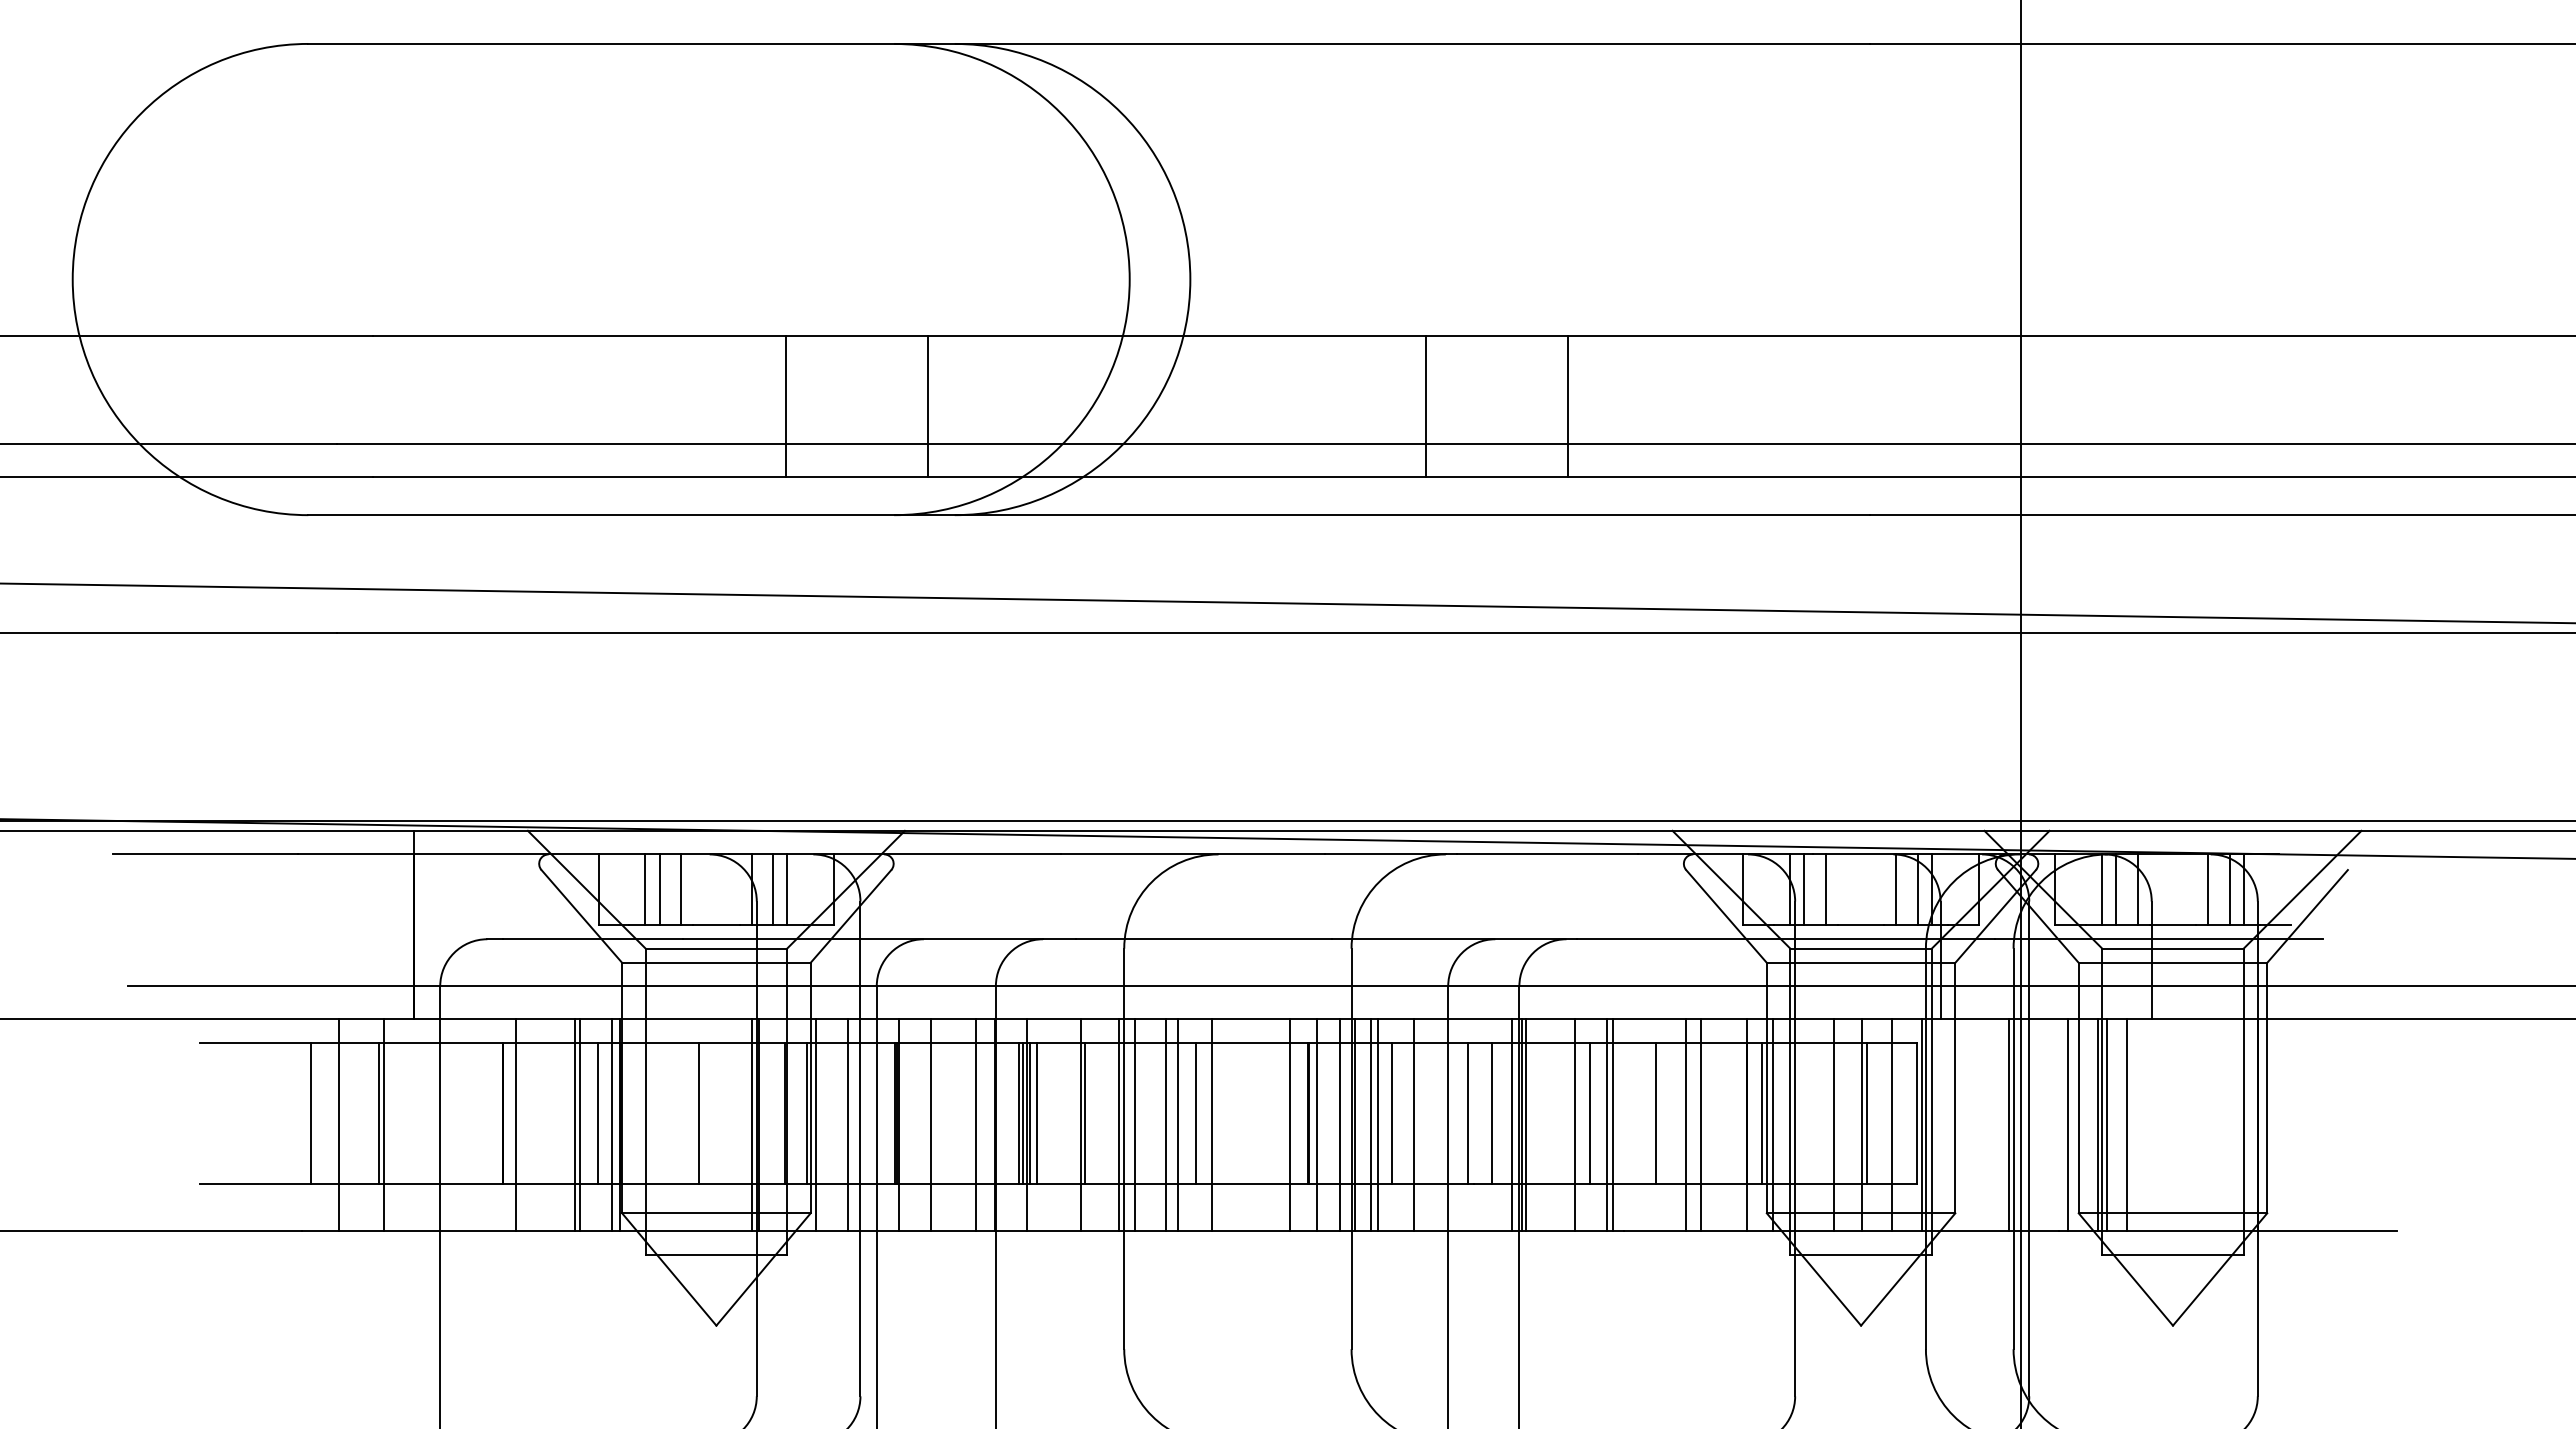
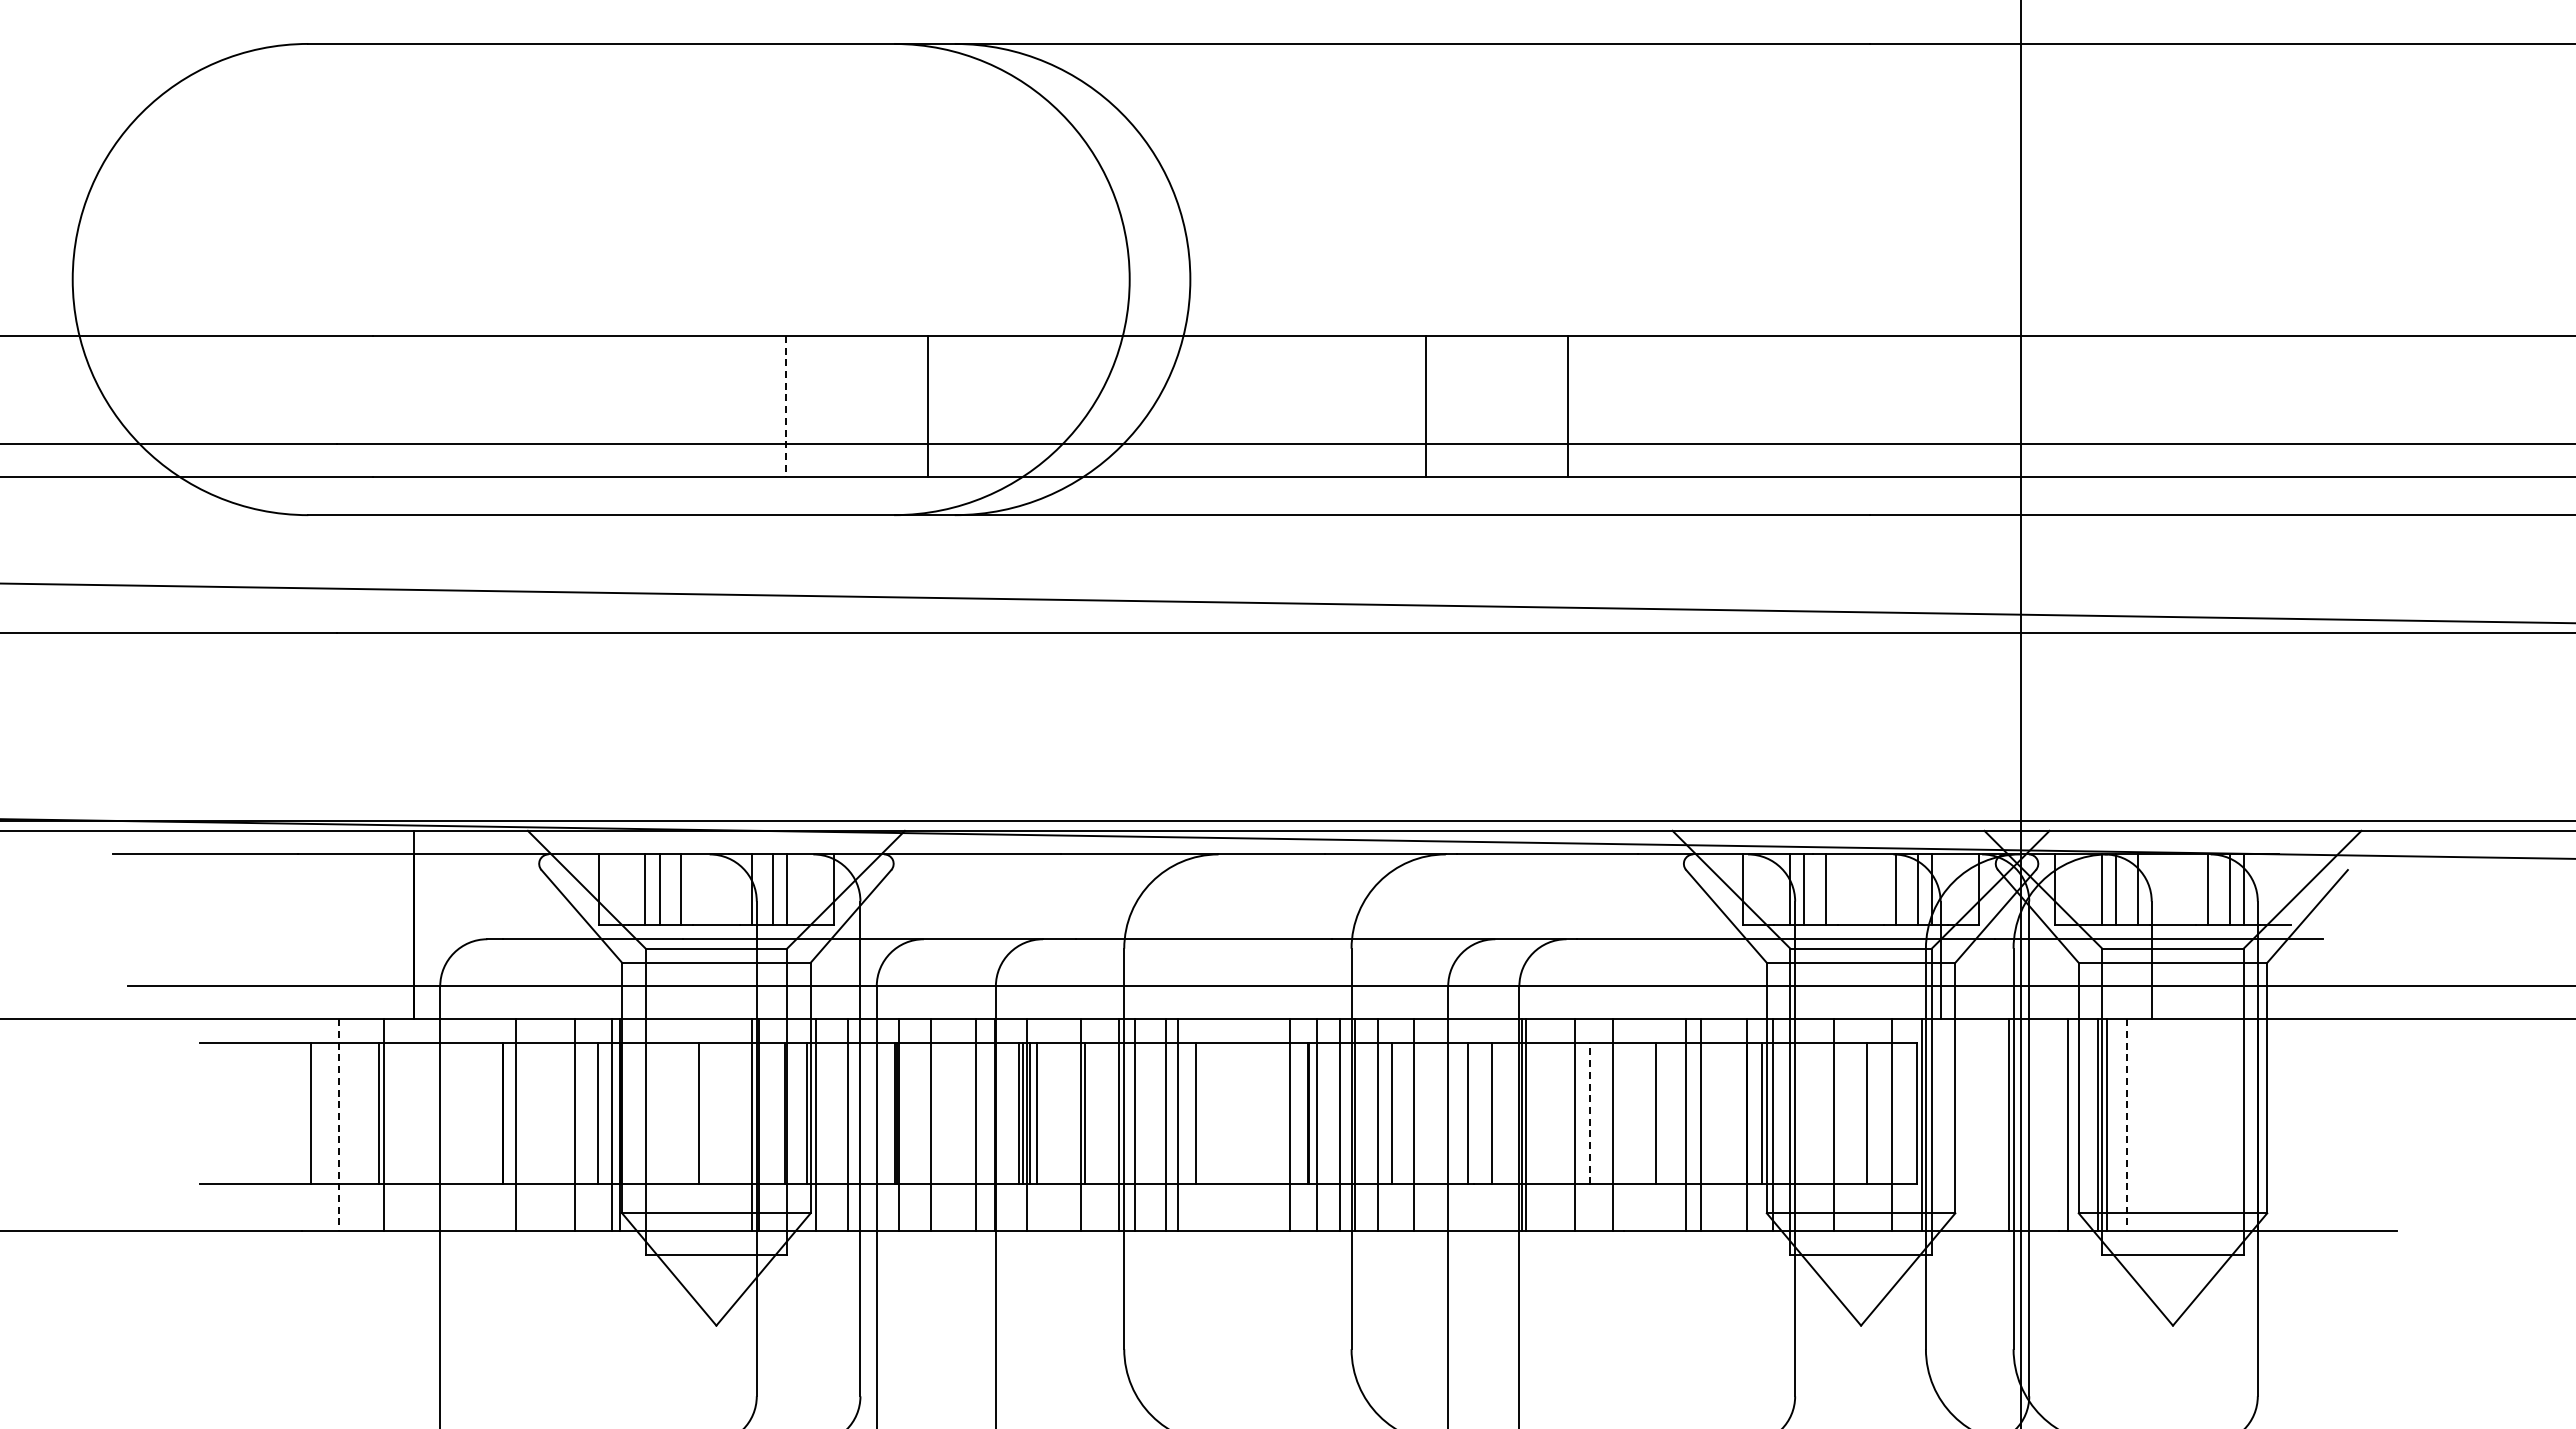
line: solid -> dashed (786, 406)
line: solid -> dashed (1590, 1113)
line: solid -> dashed (339, 1125)
line: present -> none (580, 1125)
line: present -> none (1211, 1125)
line: present -> none (1371, 1125)
line: present -> none (1511, 1125)
line: present -> none (1606, 1125)
line: present -> none (1862, 1125)
line: solid -> dashed (2127, 1125)
